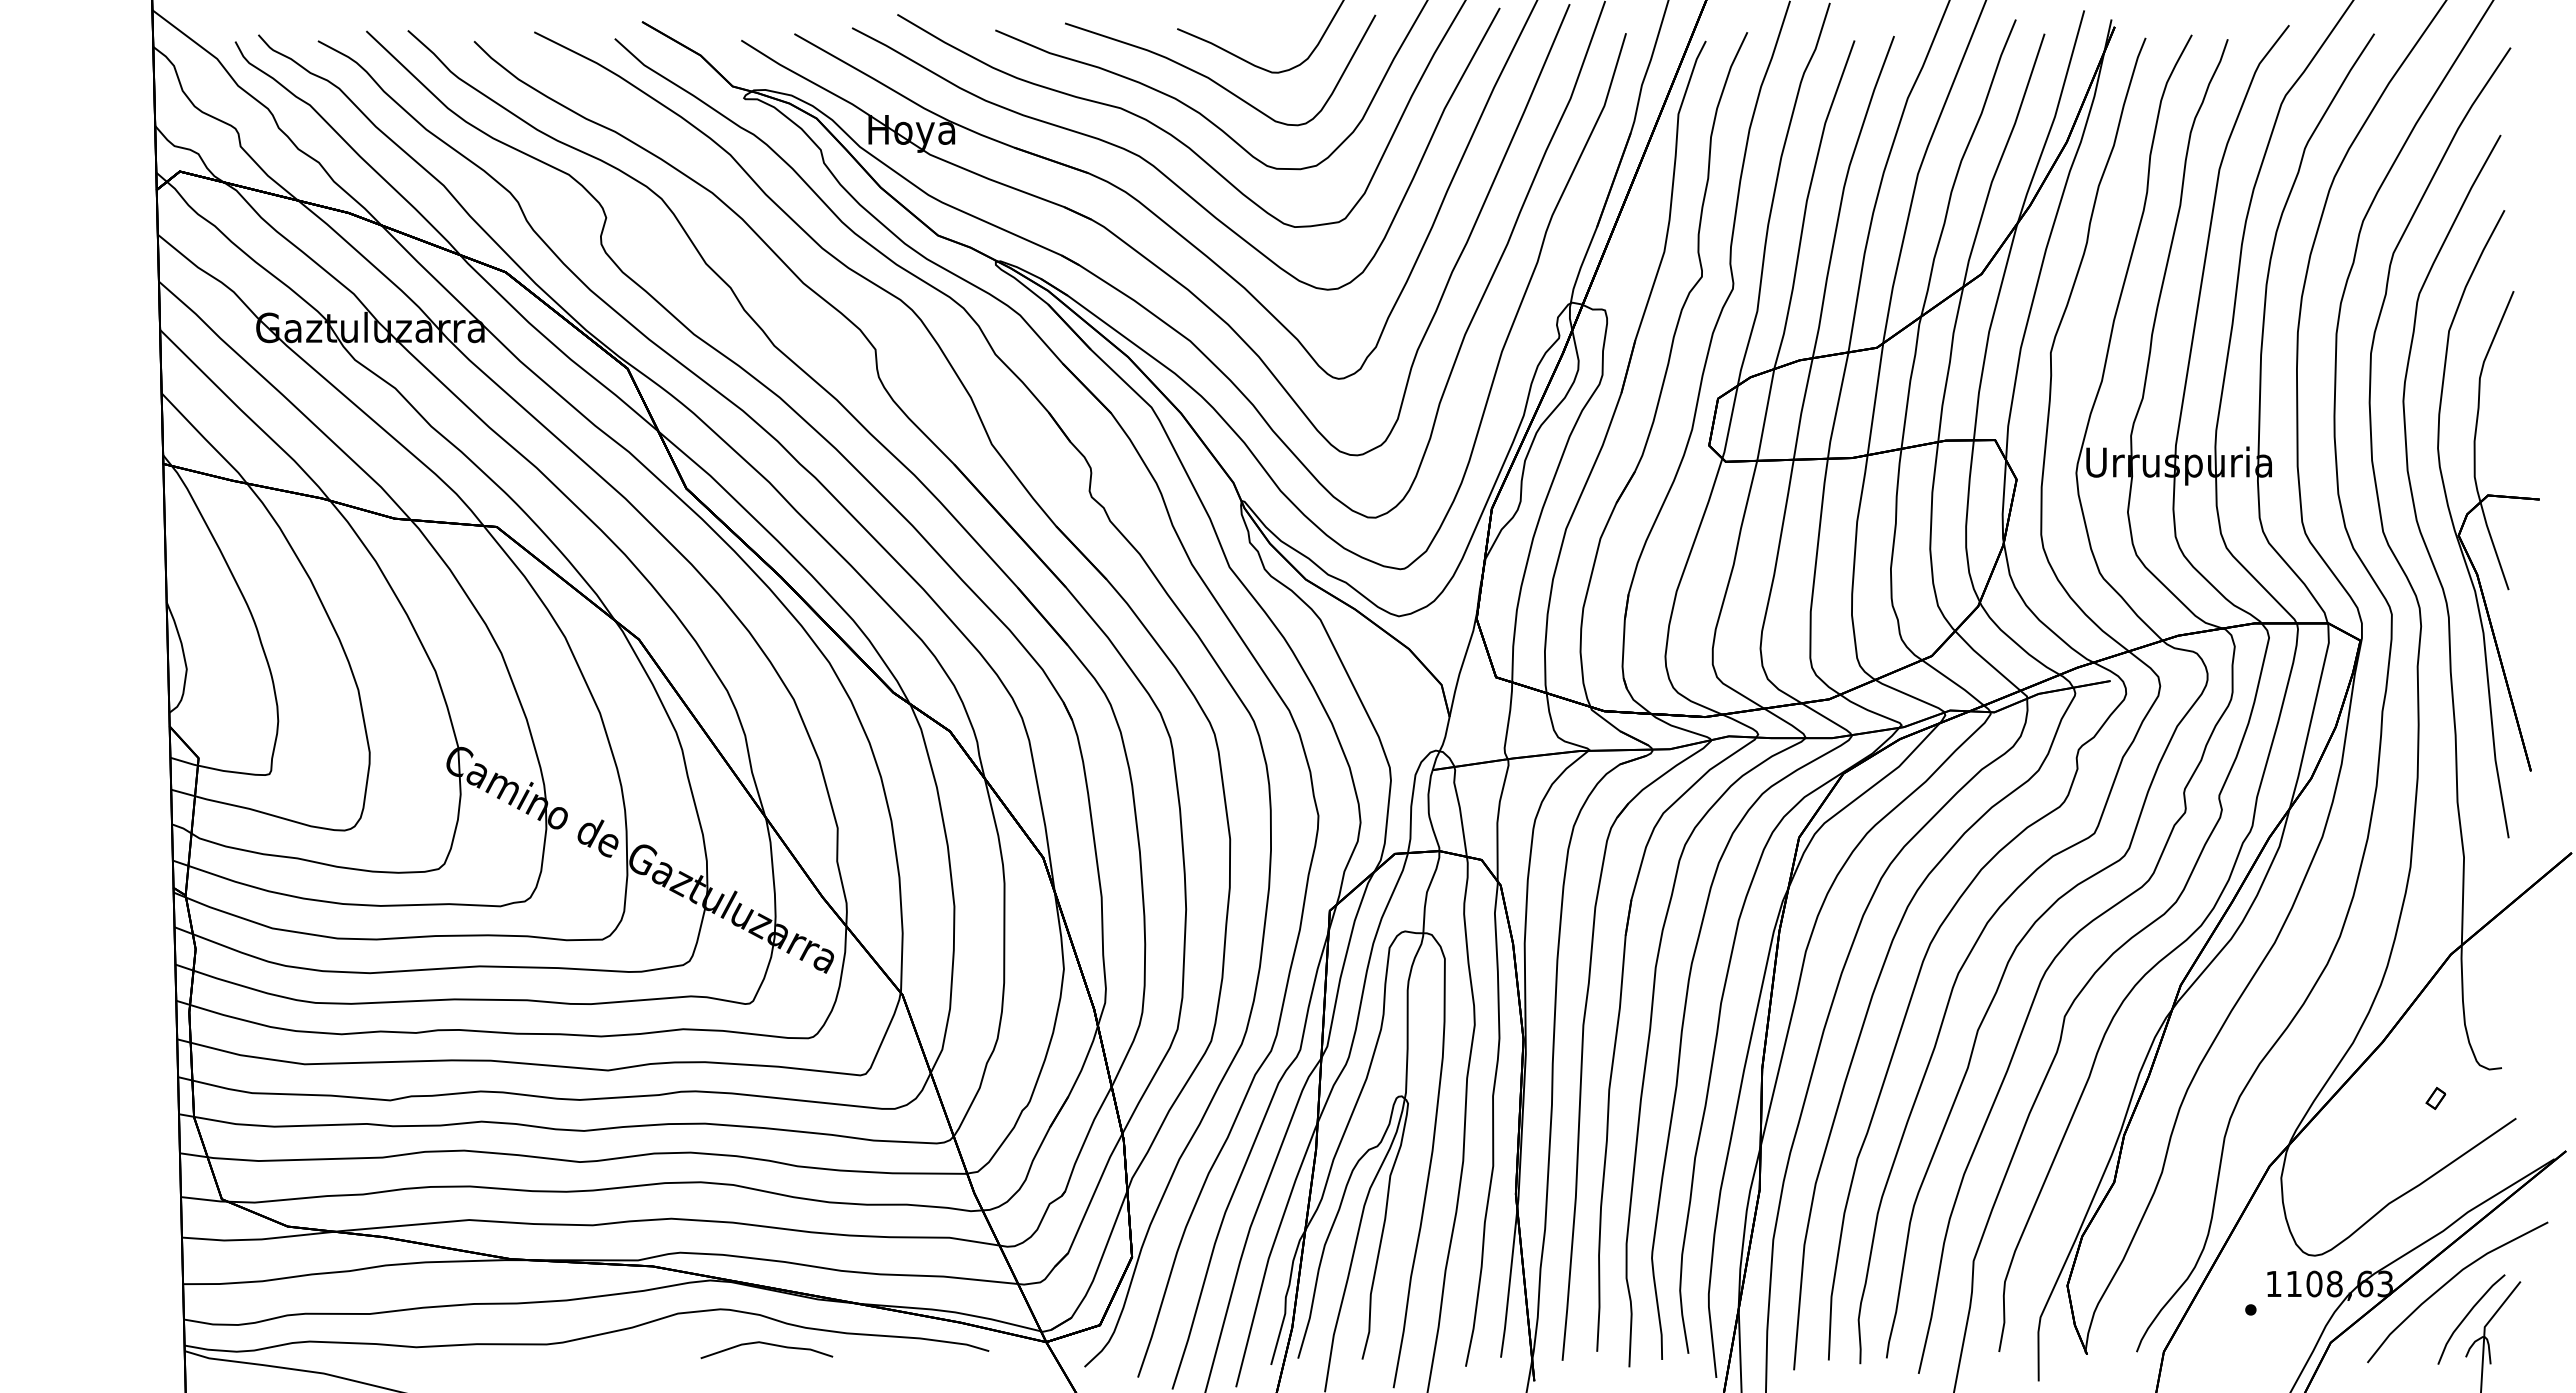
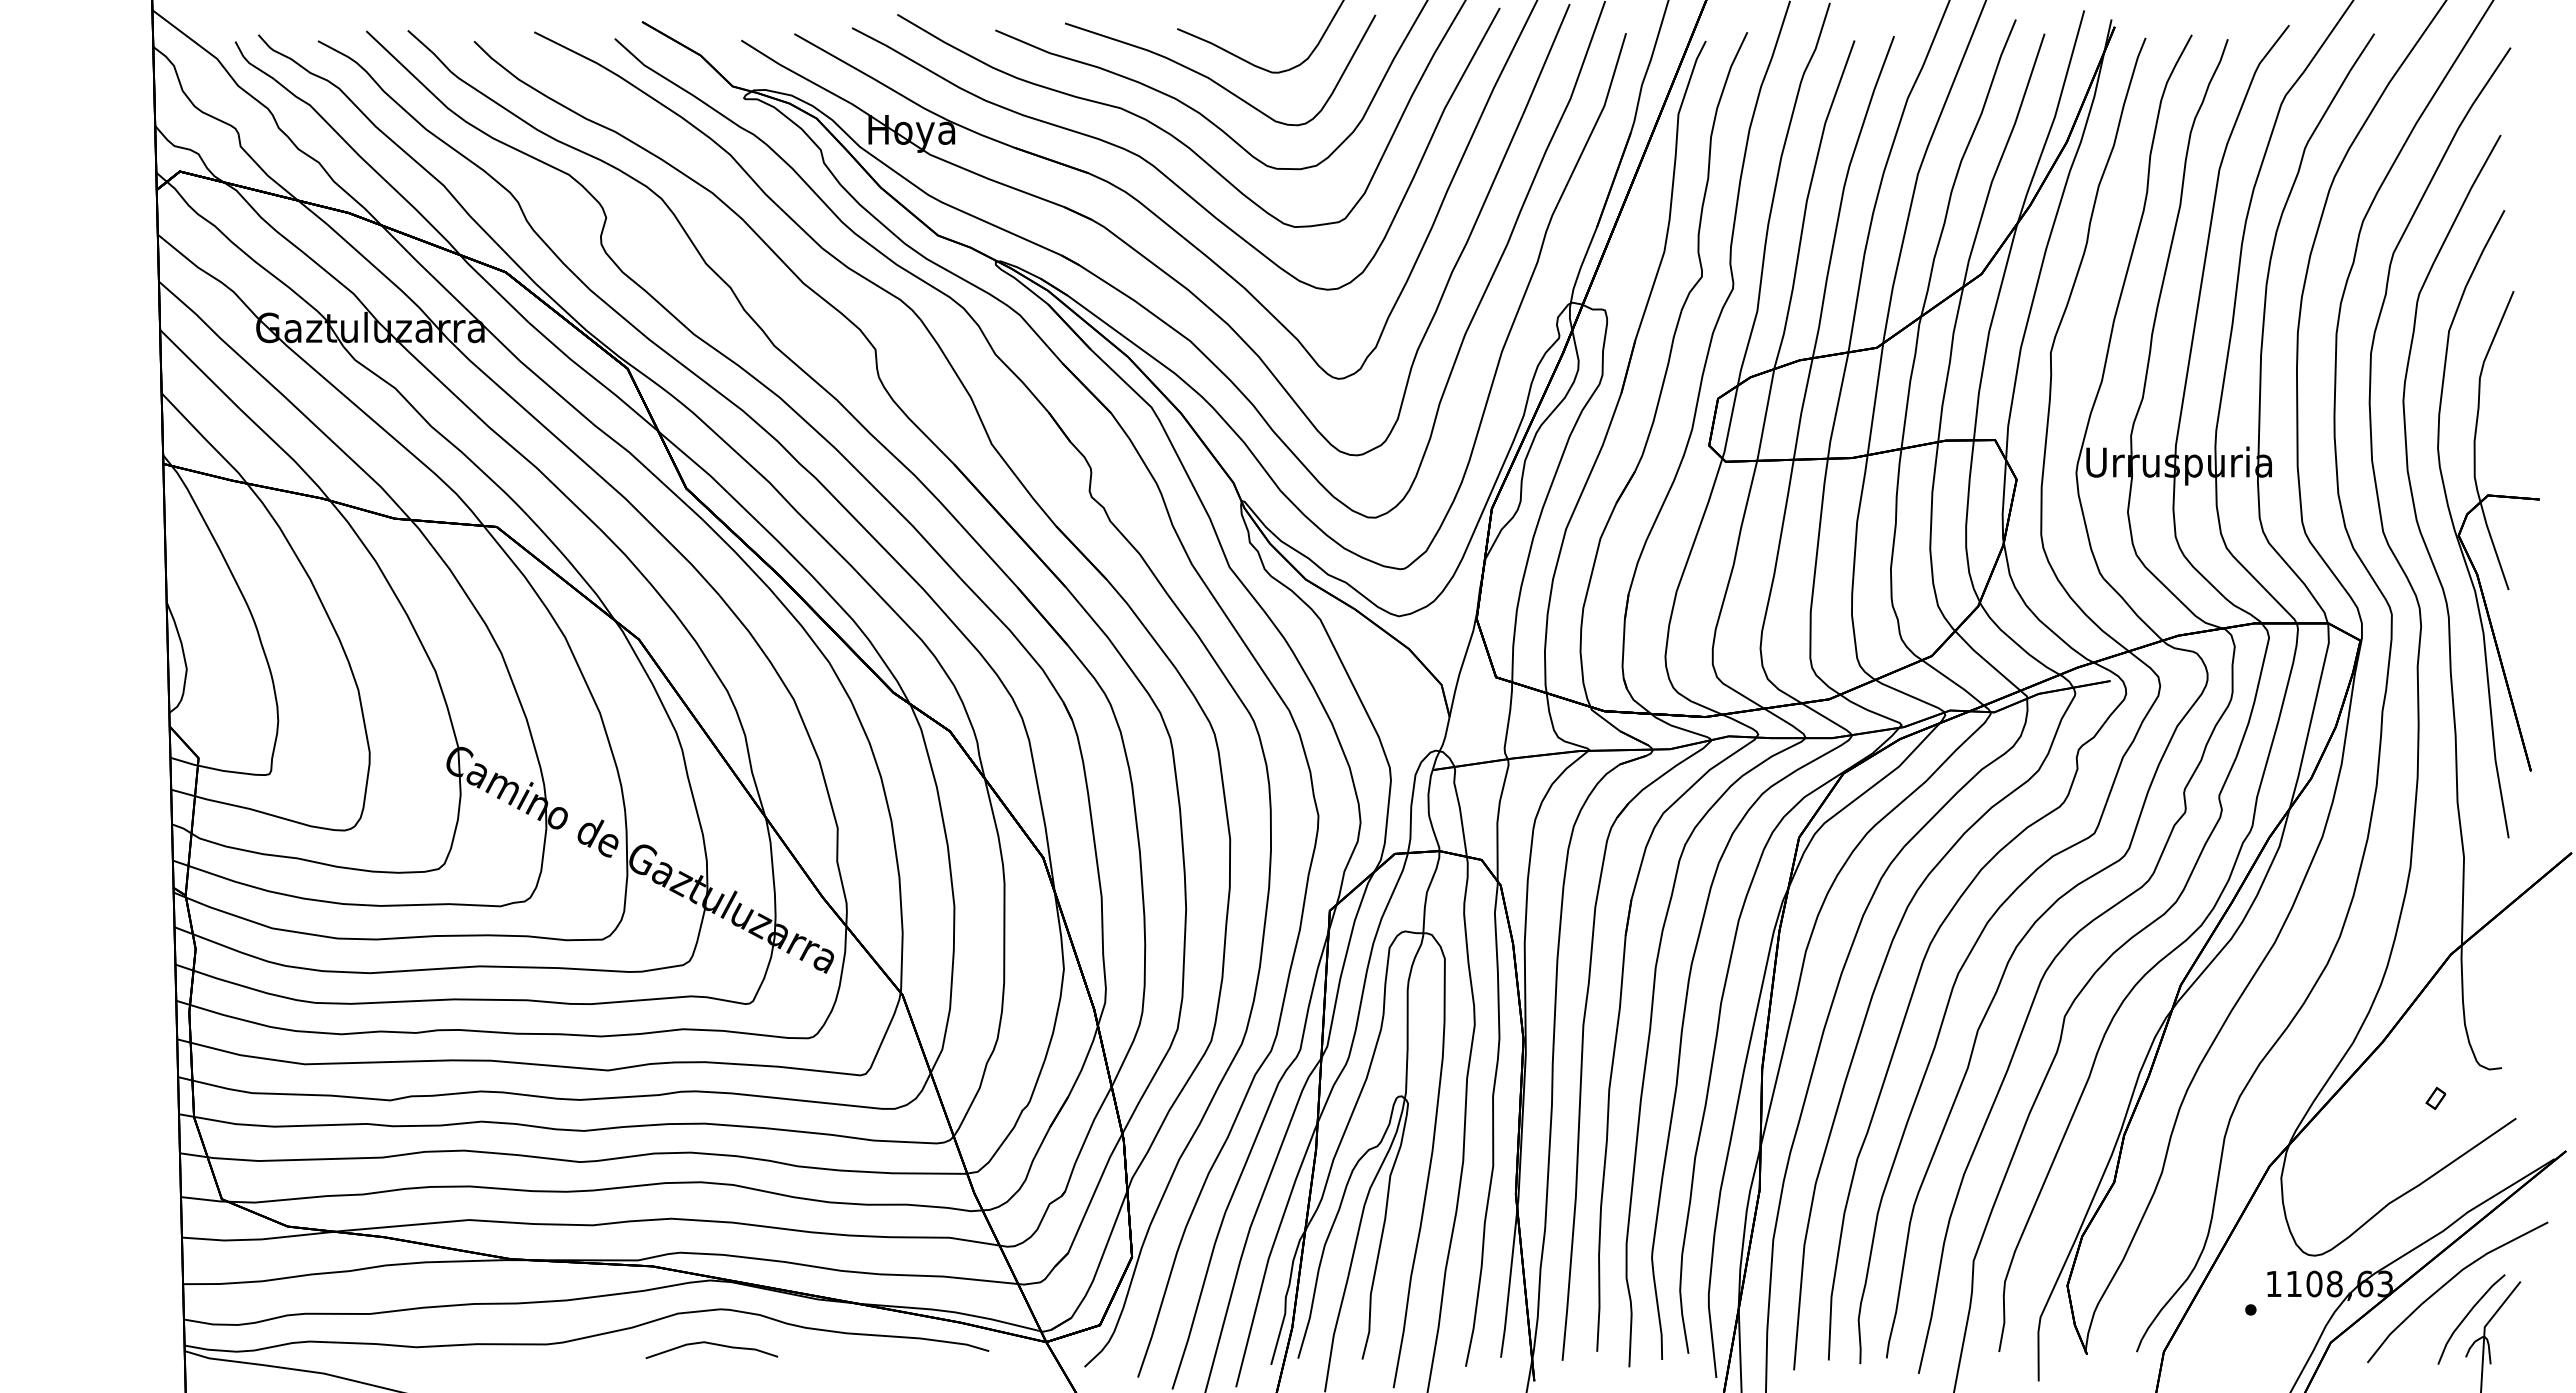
curve position: (766, 1344) -> (711, 1344) (711, 1344)
